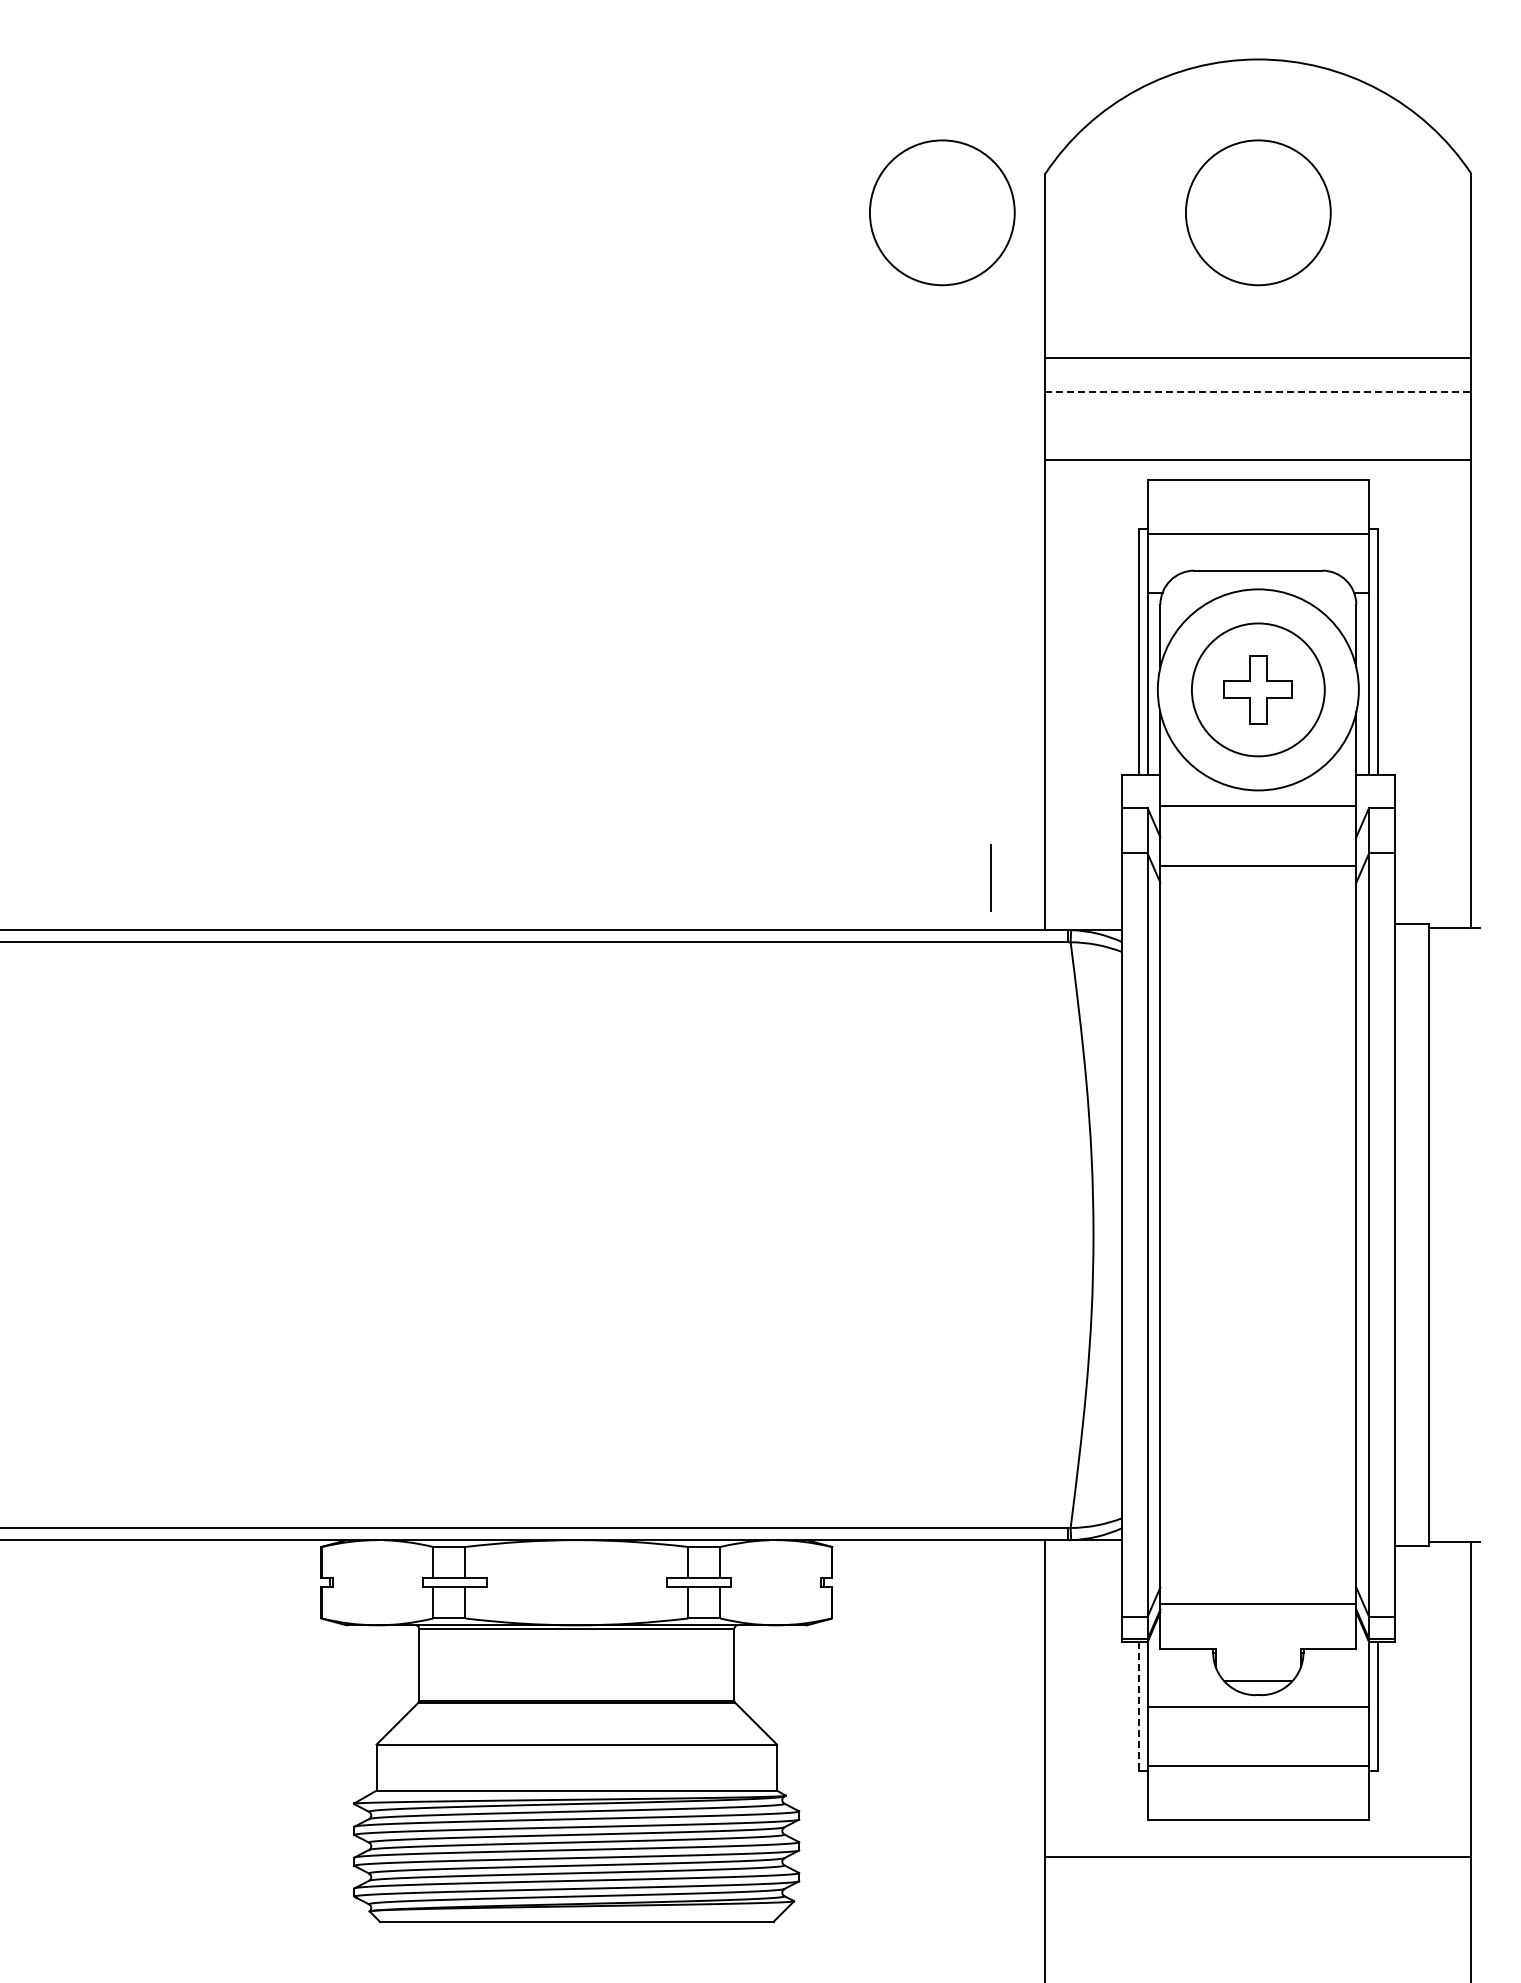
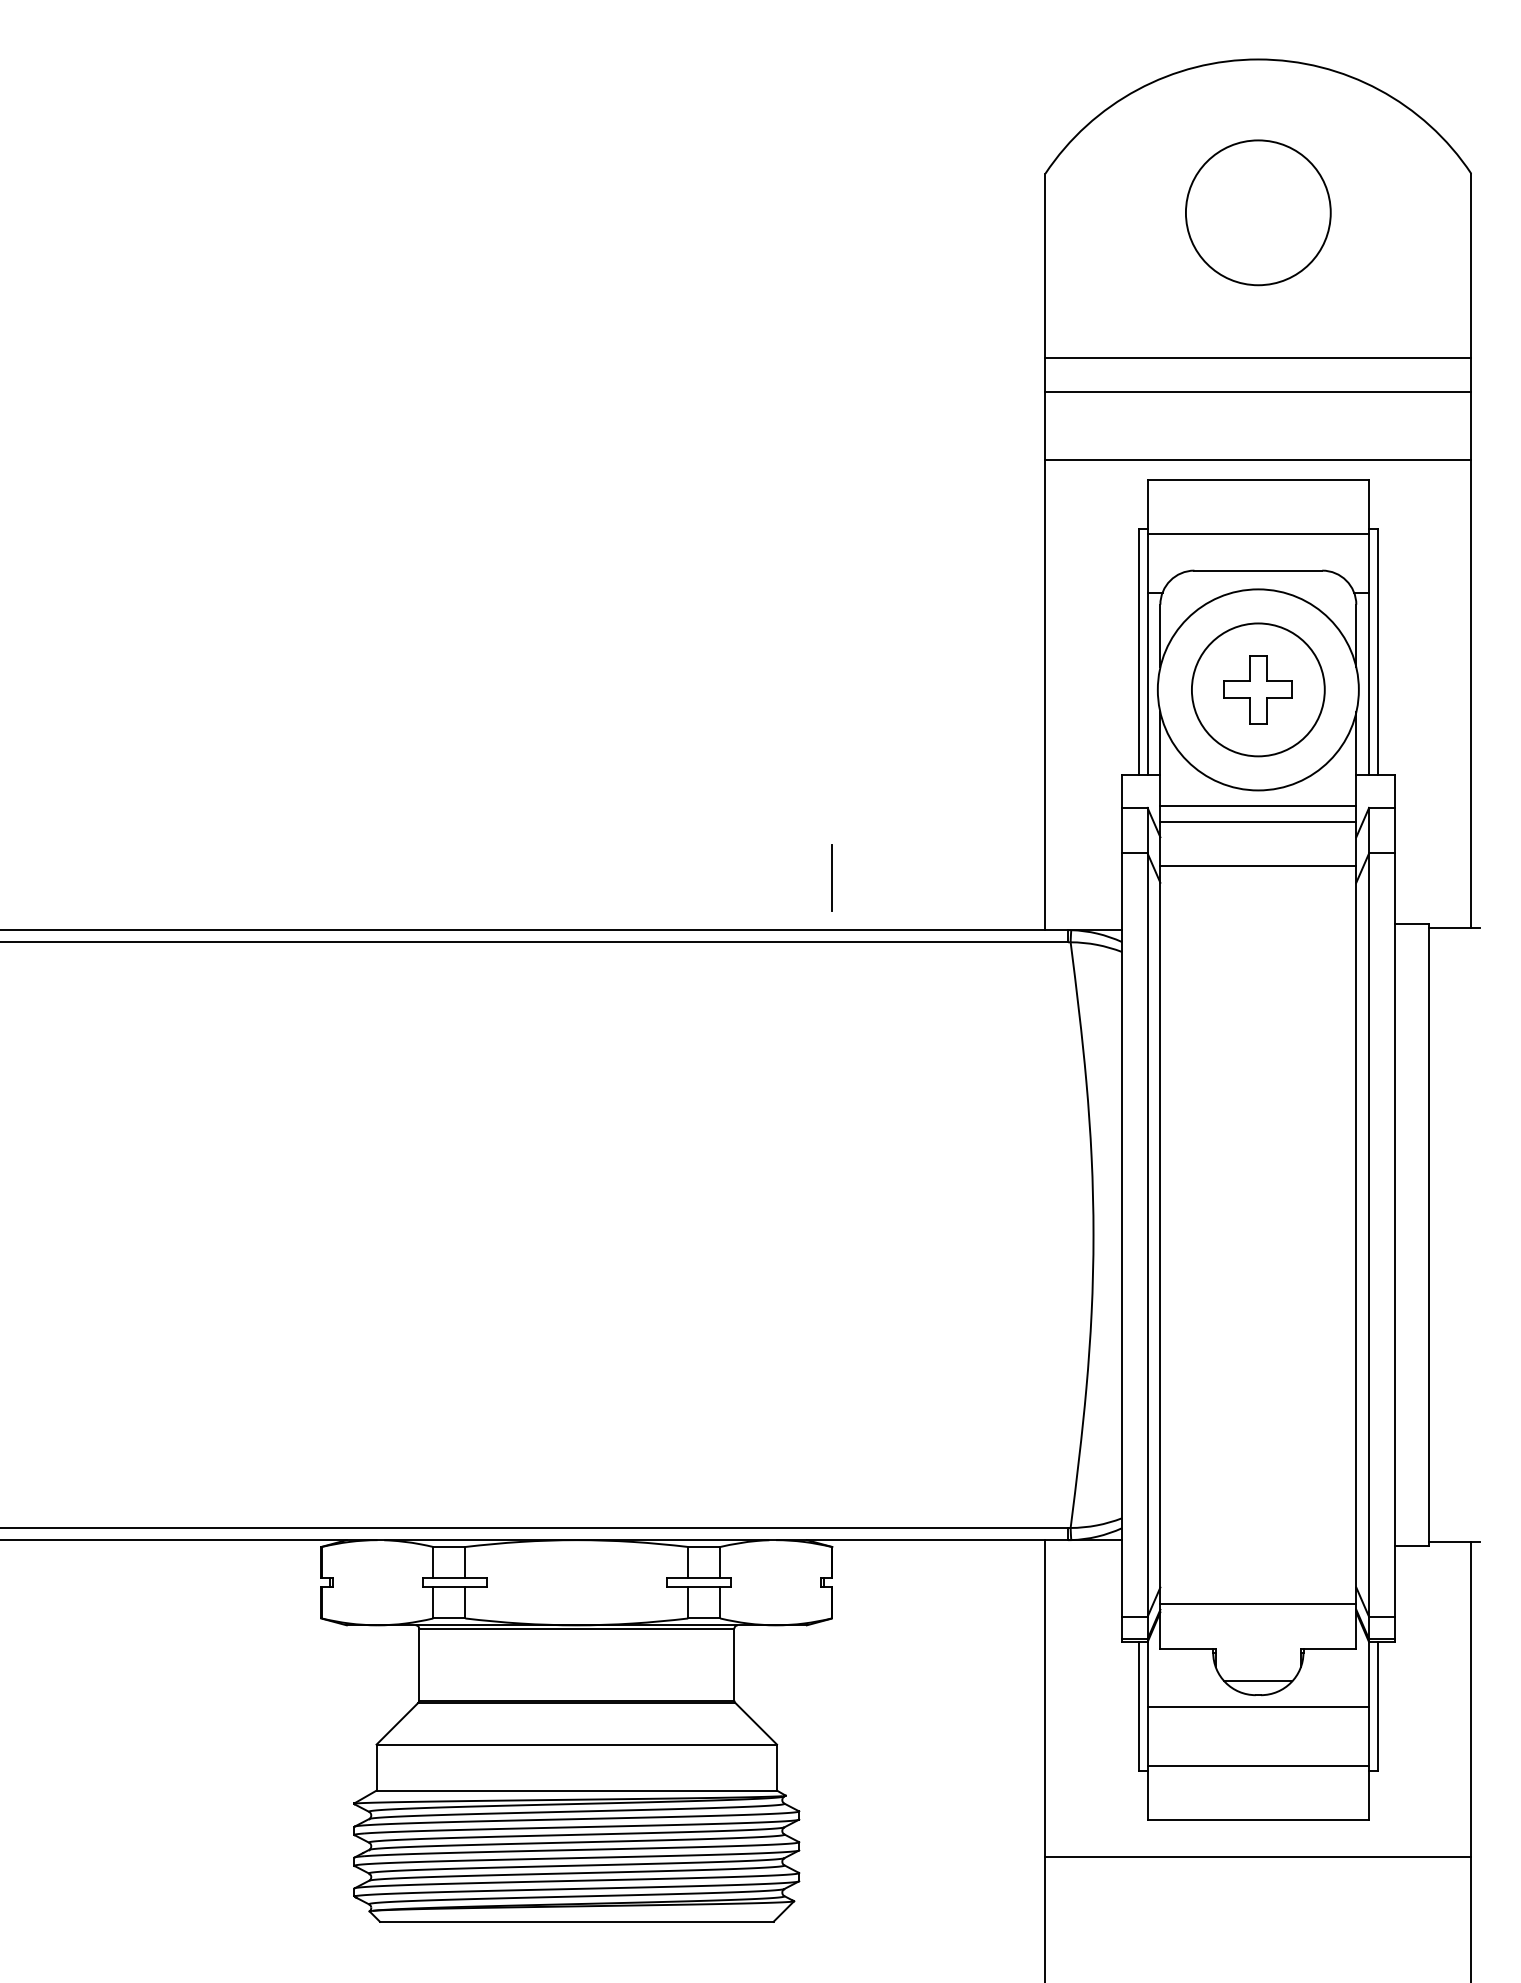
circle: present -> none (942, 212)
line: dashed -> solid (1258, 391)
line: none -> present (1258, 822)
line position: (990, 877) -> (831, 877) (831, 877)
line: dashed -> solid (1139, 1707)
